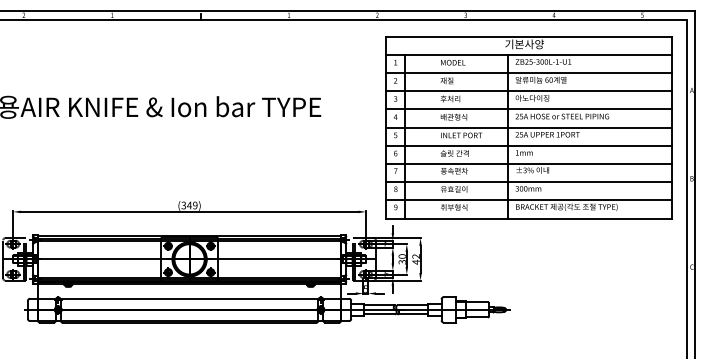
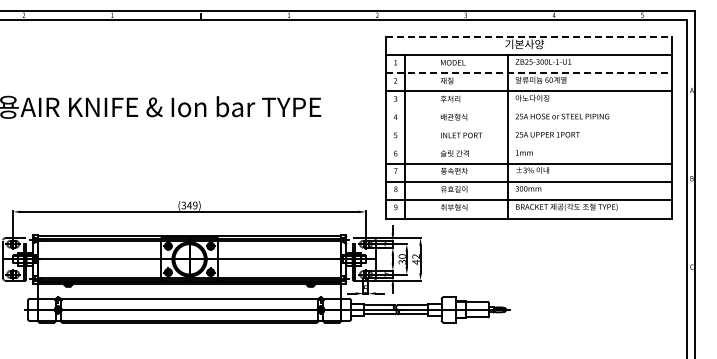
line: solid -> dashed (528, 36)
line: solid -> dashed (528, 73)
line: present -> none (528, 109)
line: present -> none (528, 127)
line: present -> none (528, 145)
